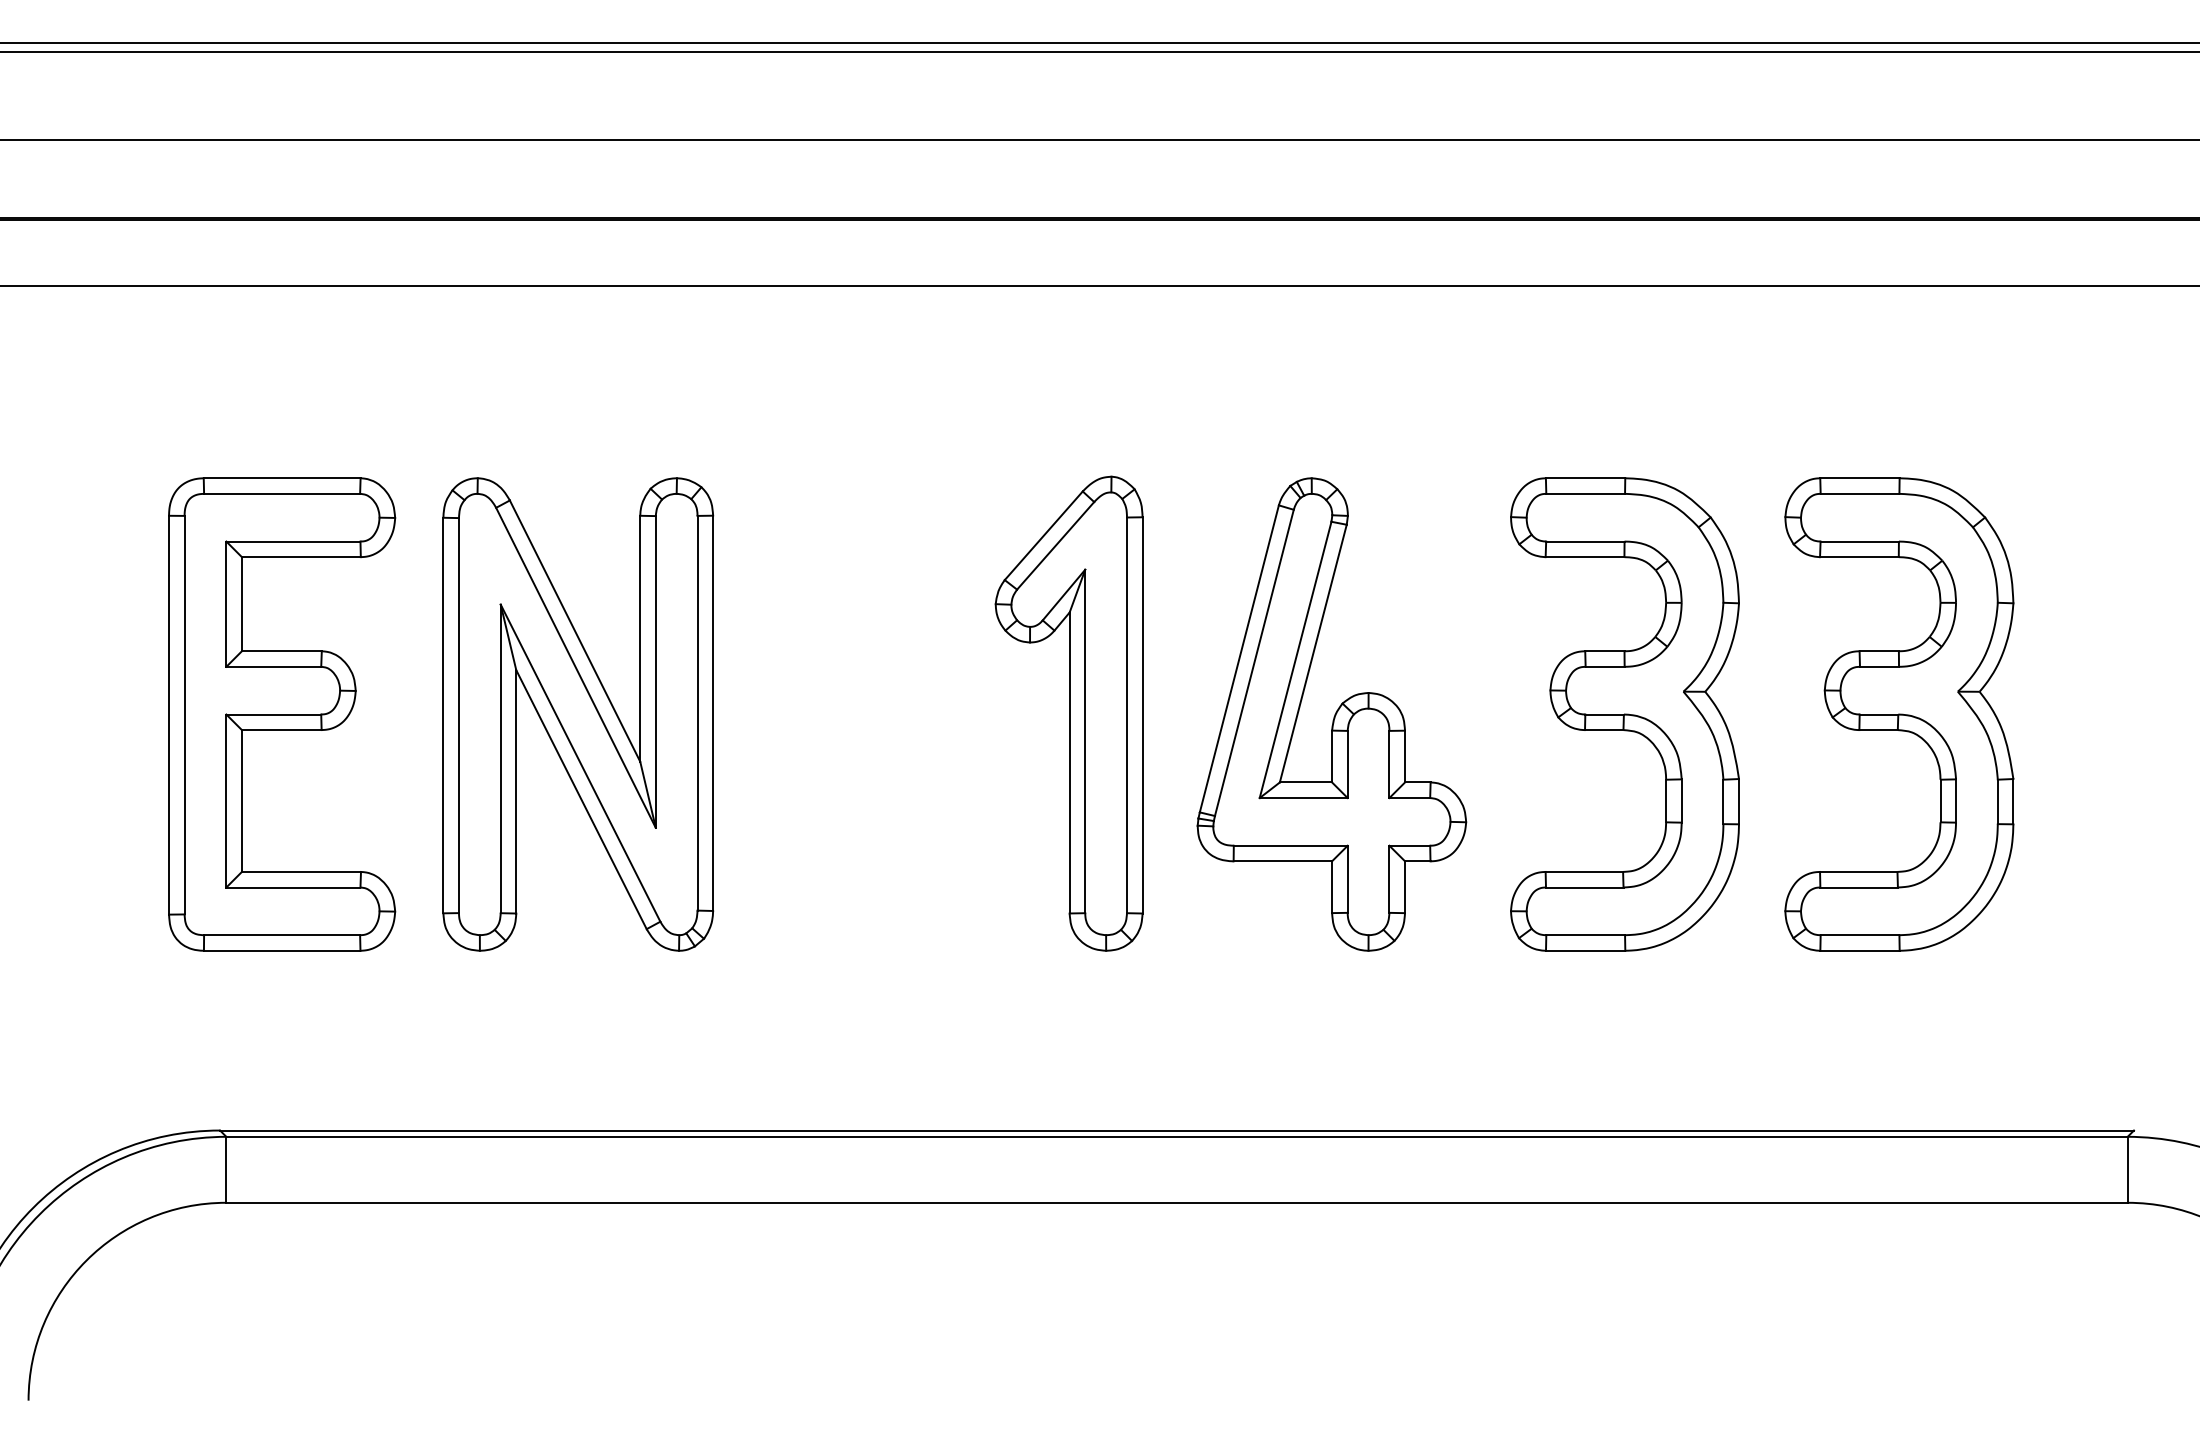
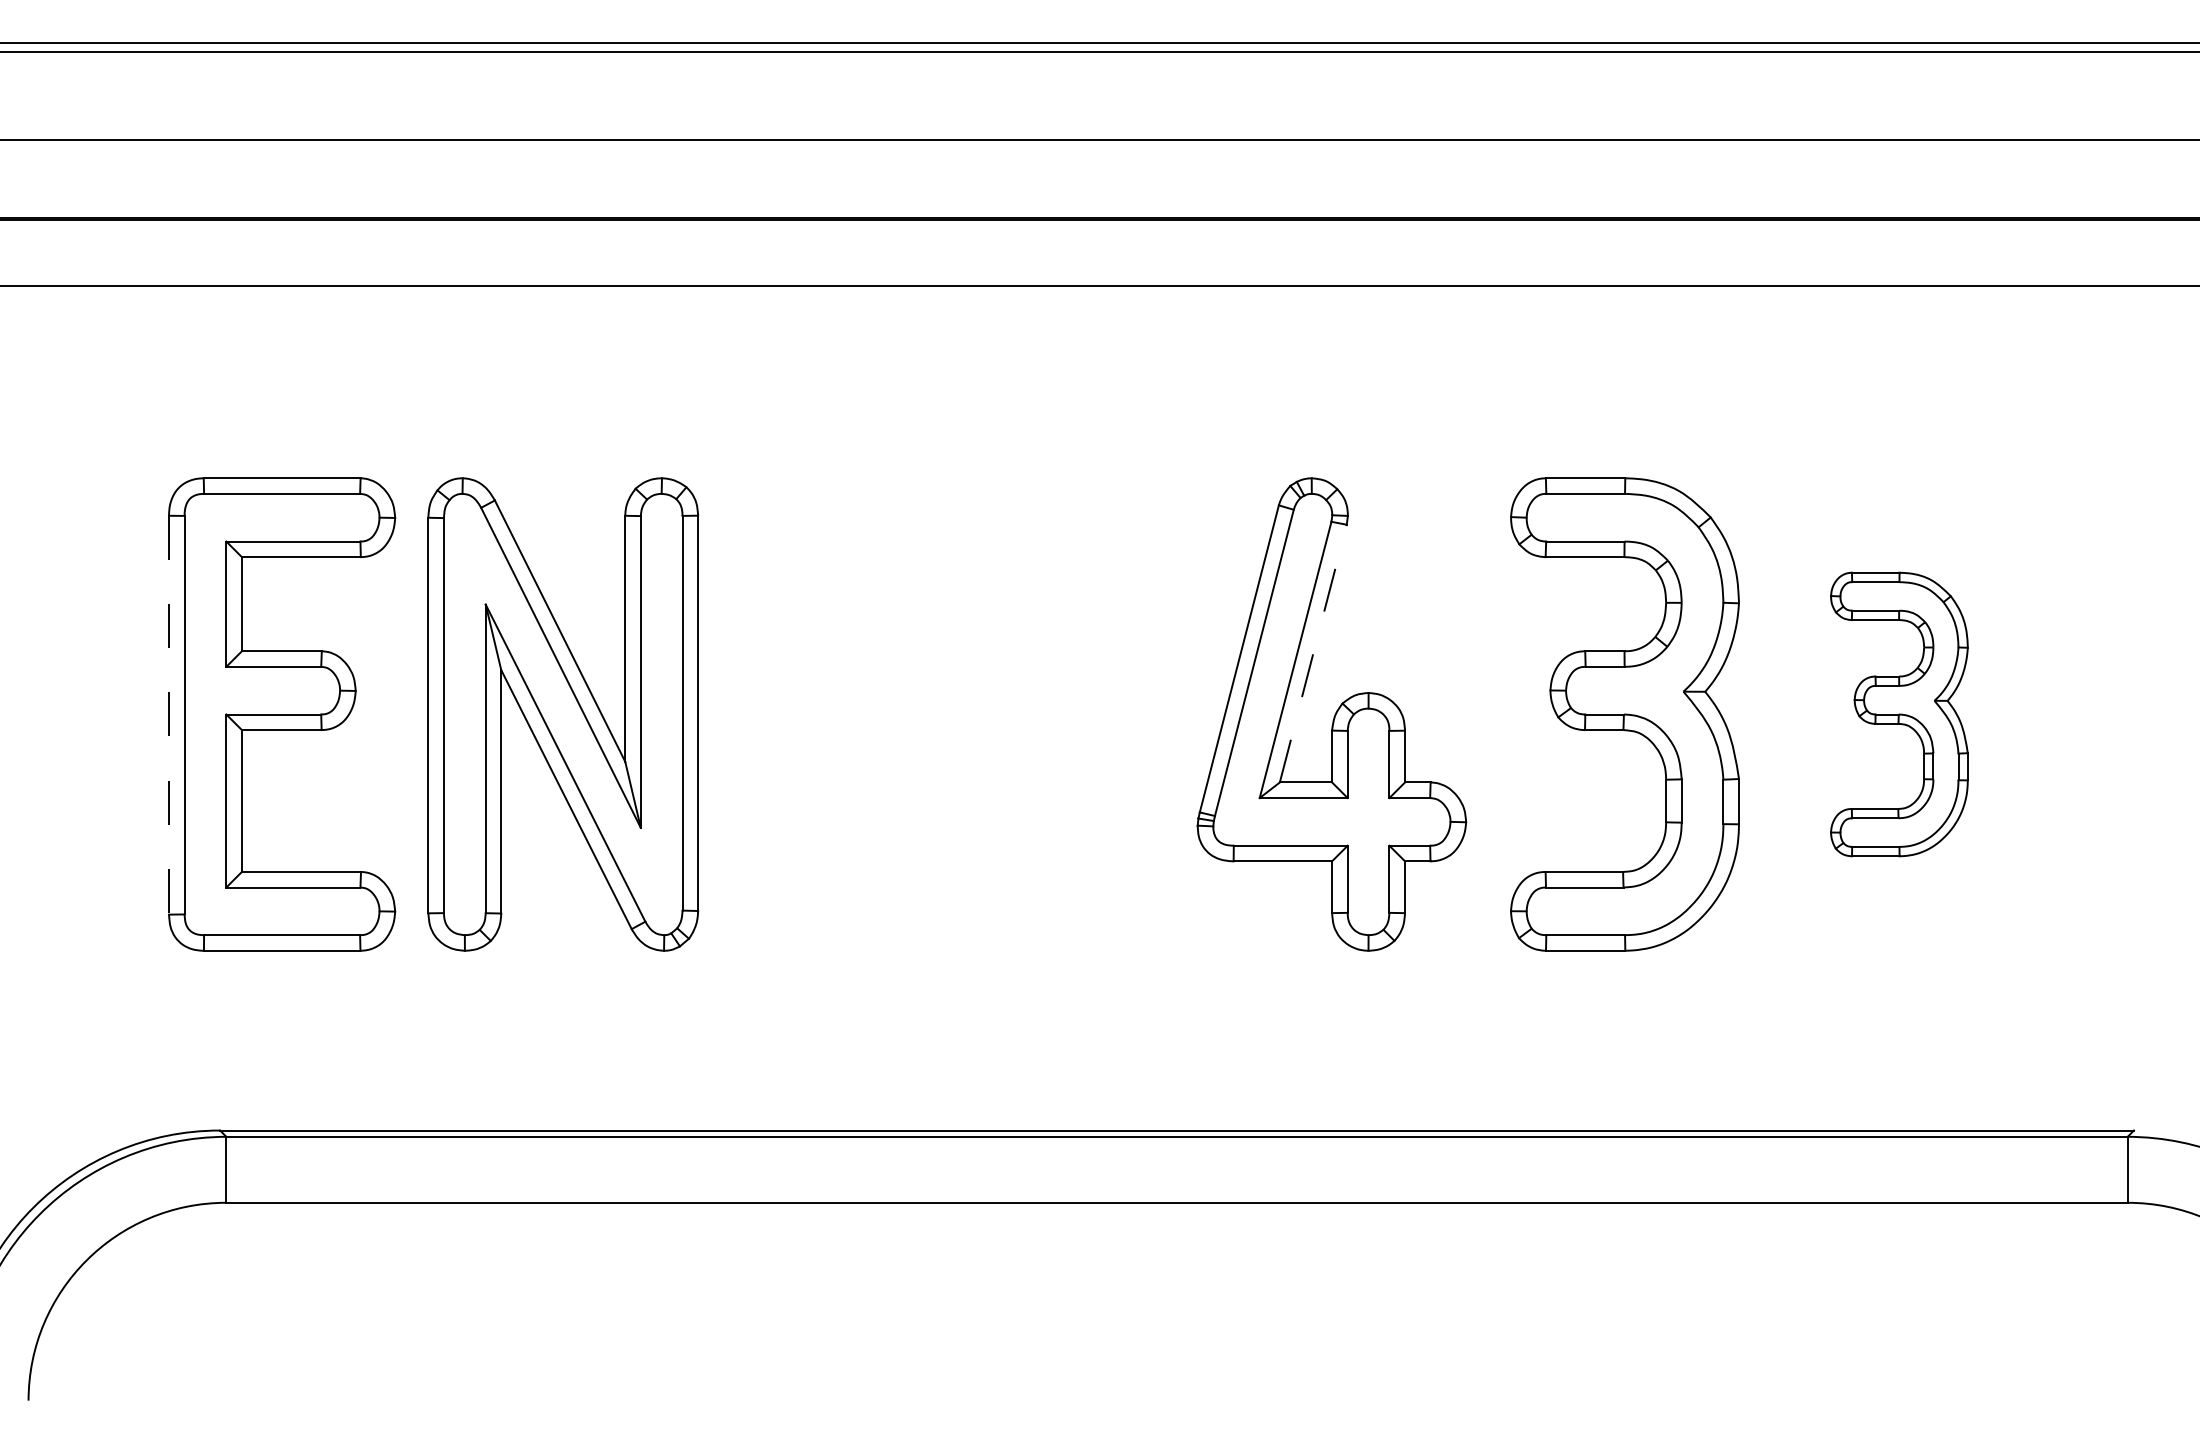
line: solid -> dashed (1313, 653)
part: present -> none (1068, 713)
part position: (578, 714) -> (563, 714) (563, 714)
part size: 231x475 px -> 139x287 px (1899, 714)
line: solid -> dashed (169, 715)
